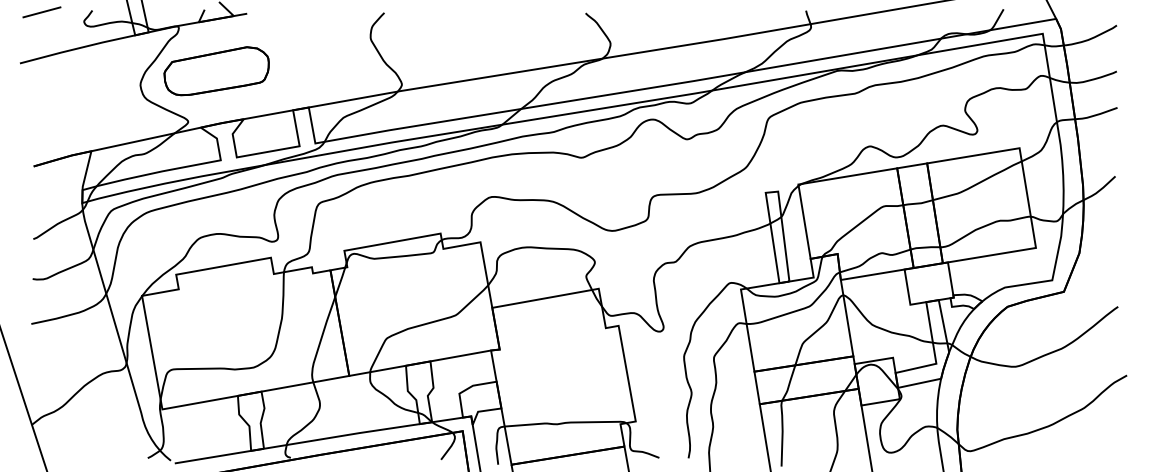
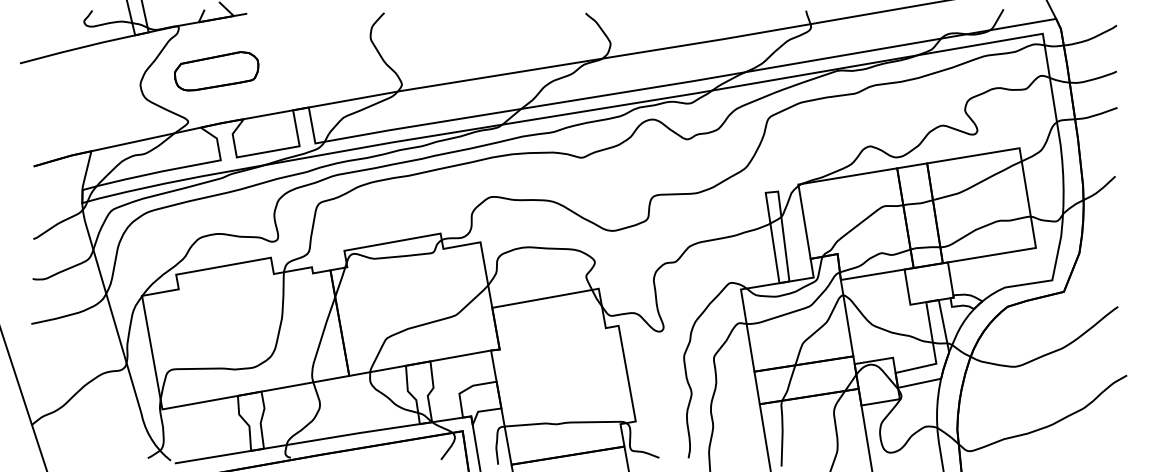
line: present -> none (41, 12)
part size: 107x51 px -> 86x41 px (216, 71)
